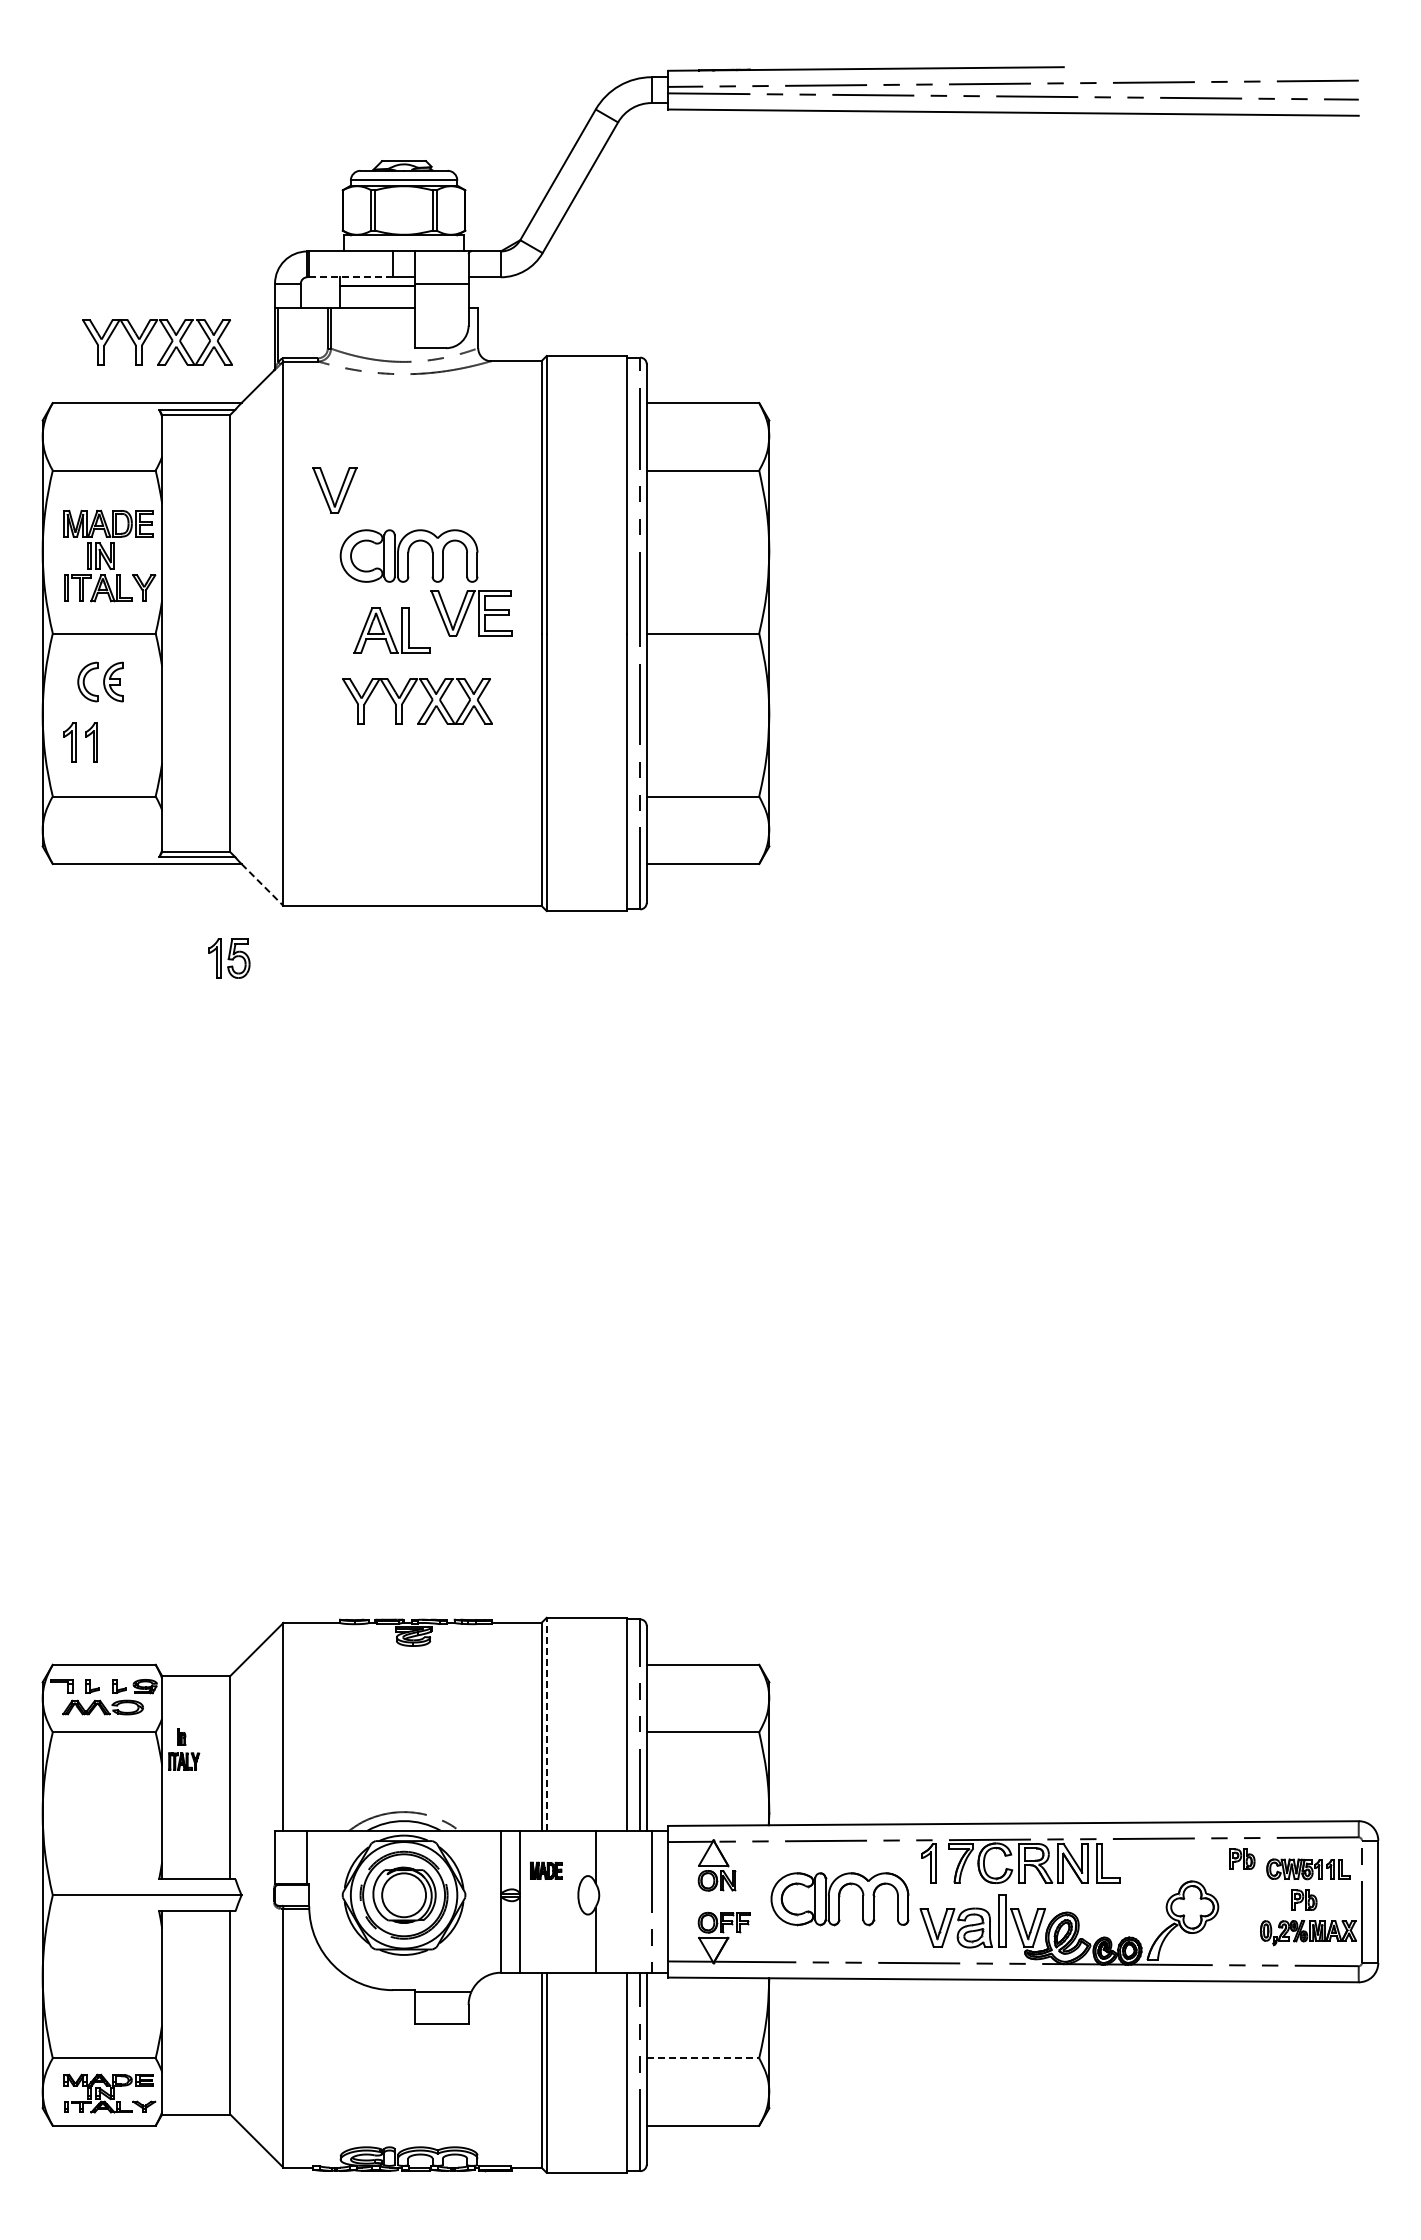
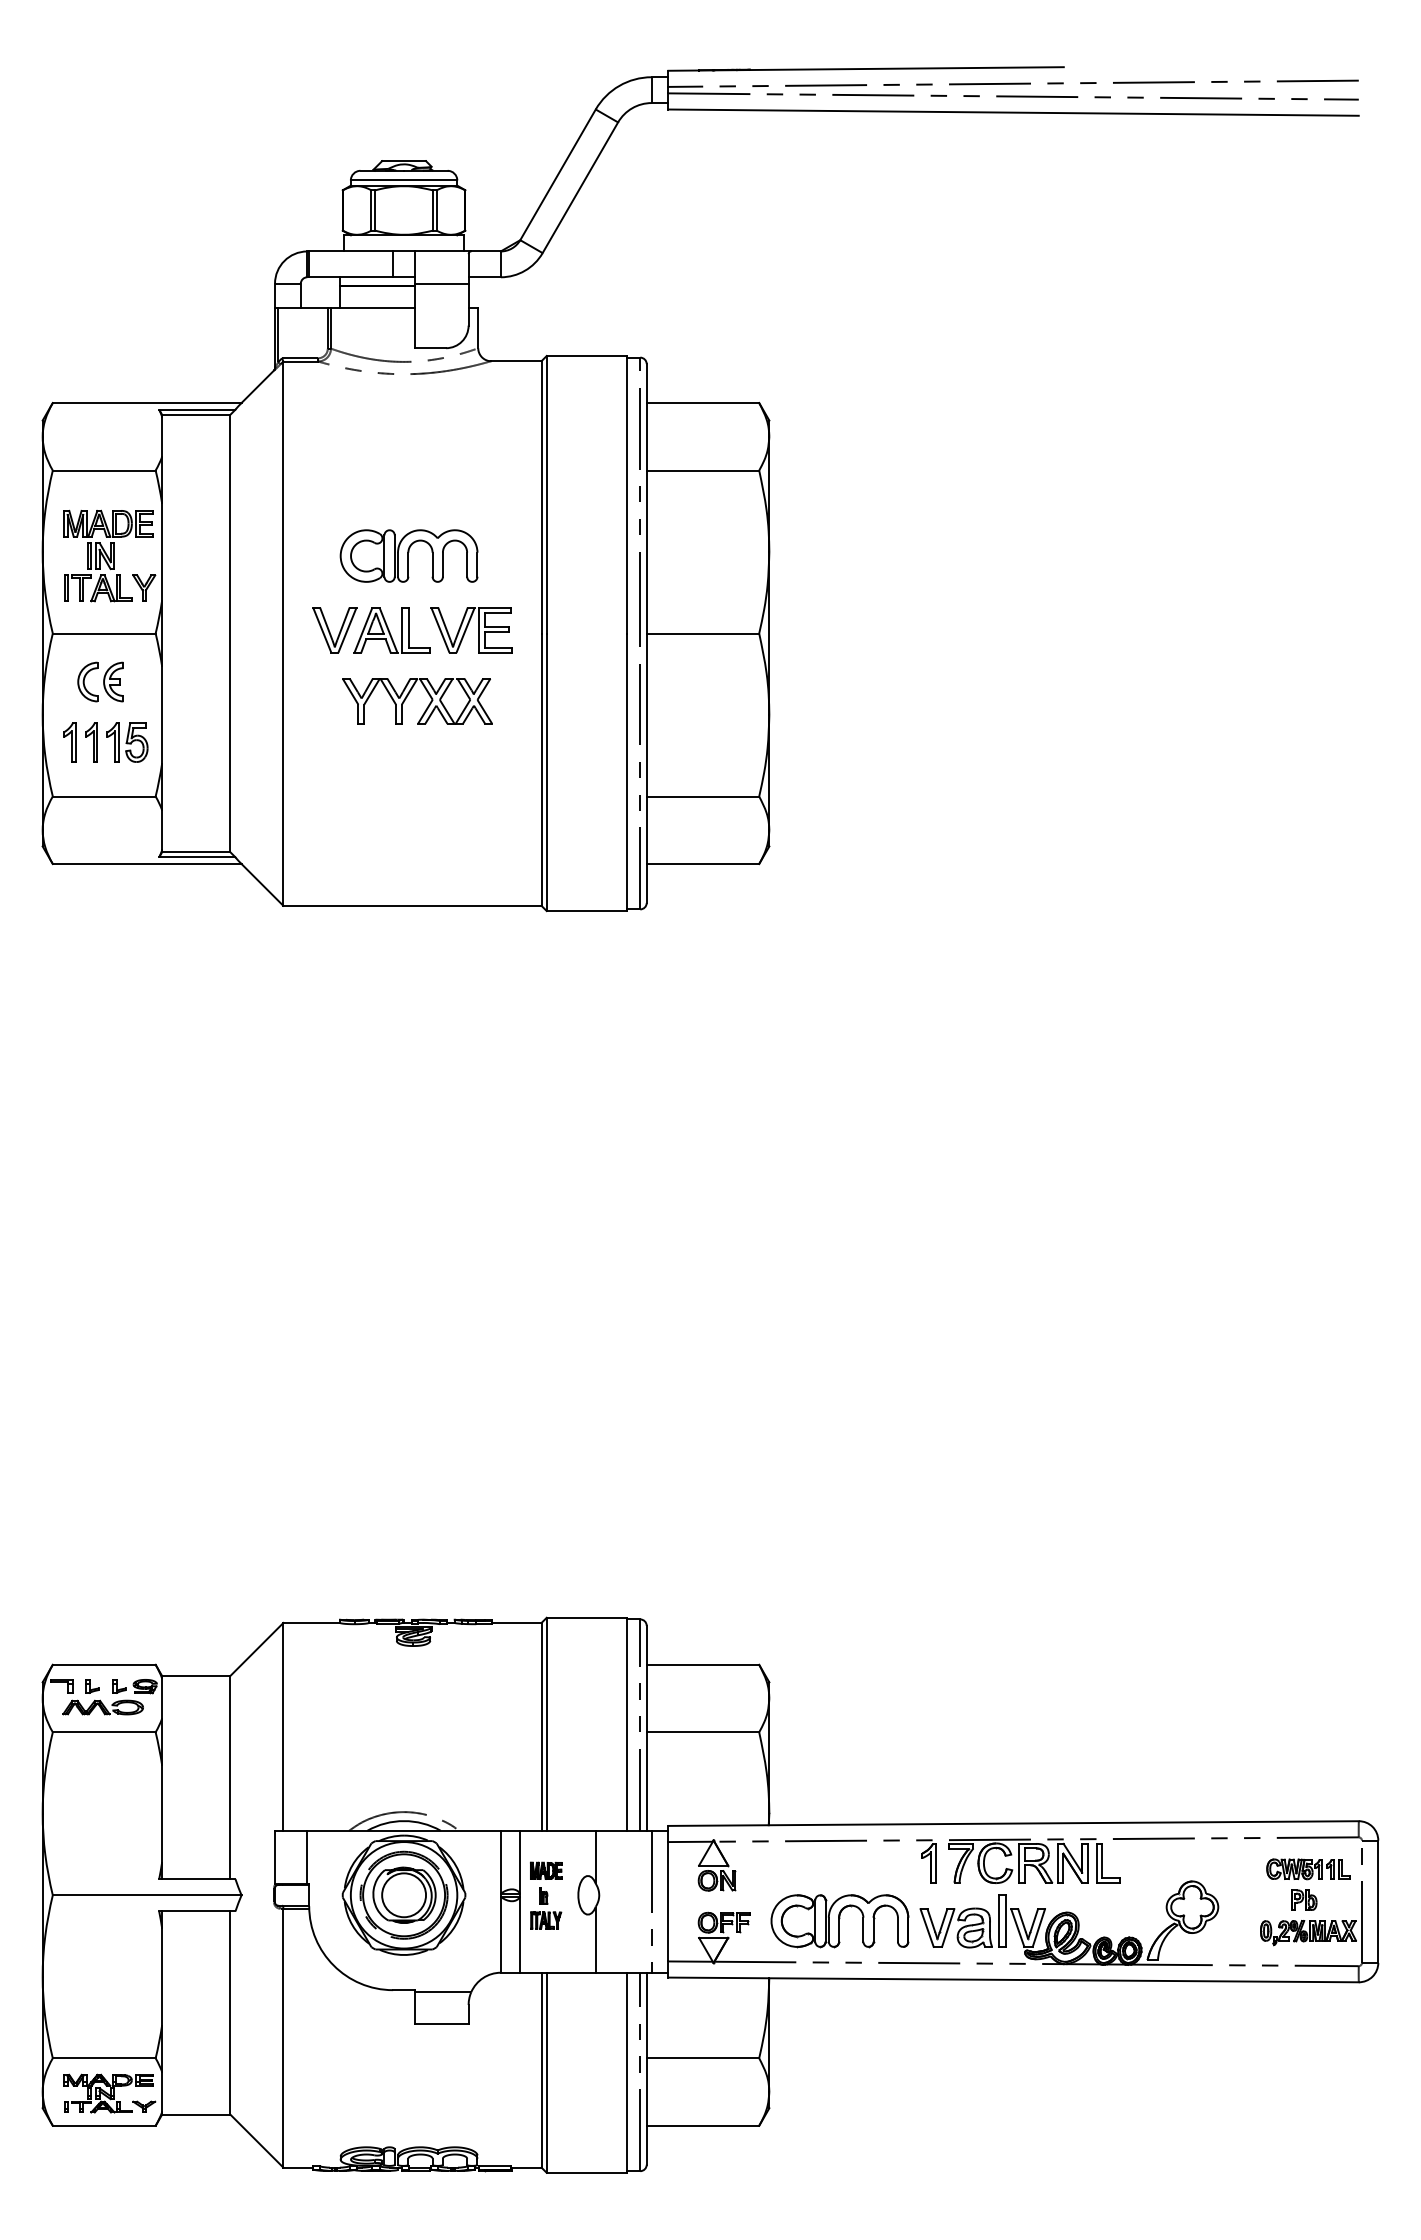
line: dashed -> solid (351, 277)
part: present -> none (149, 335)
part position: (334, 490) -> (334, 630) (334, 630)
part position: (471, 613) -> (471, 630) (471, 630)
line: dashed -> solid (262, 884)
part position: (229, 958) -> (127, 742) (127, 742)
line: dashed -> solid (546, 1723)
part position: (184, 1749) -> (546, 1908) (546, 1908)
part: present -> none (1242, 1858)
part position: (839, 1899) -> (839, 1921) (839, 1921)
line: dashed -> solid (703, 2058)
